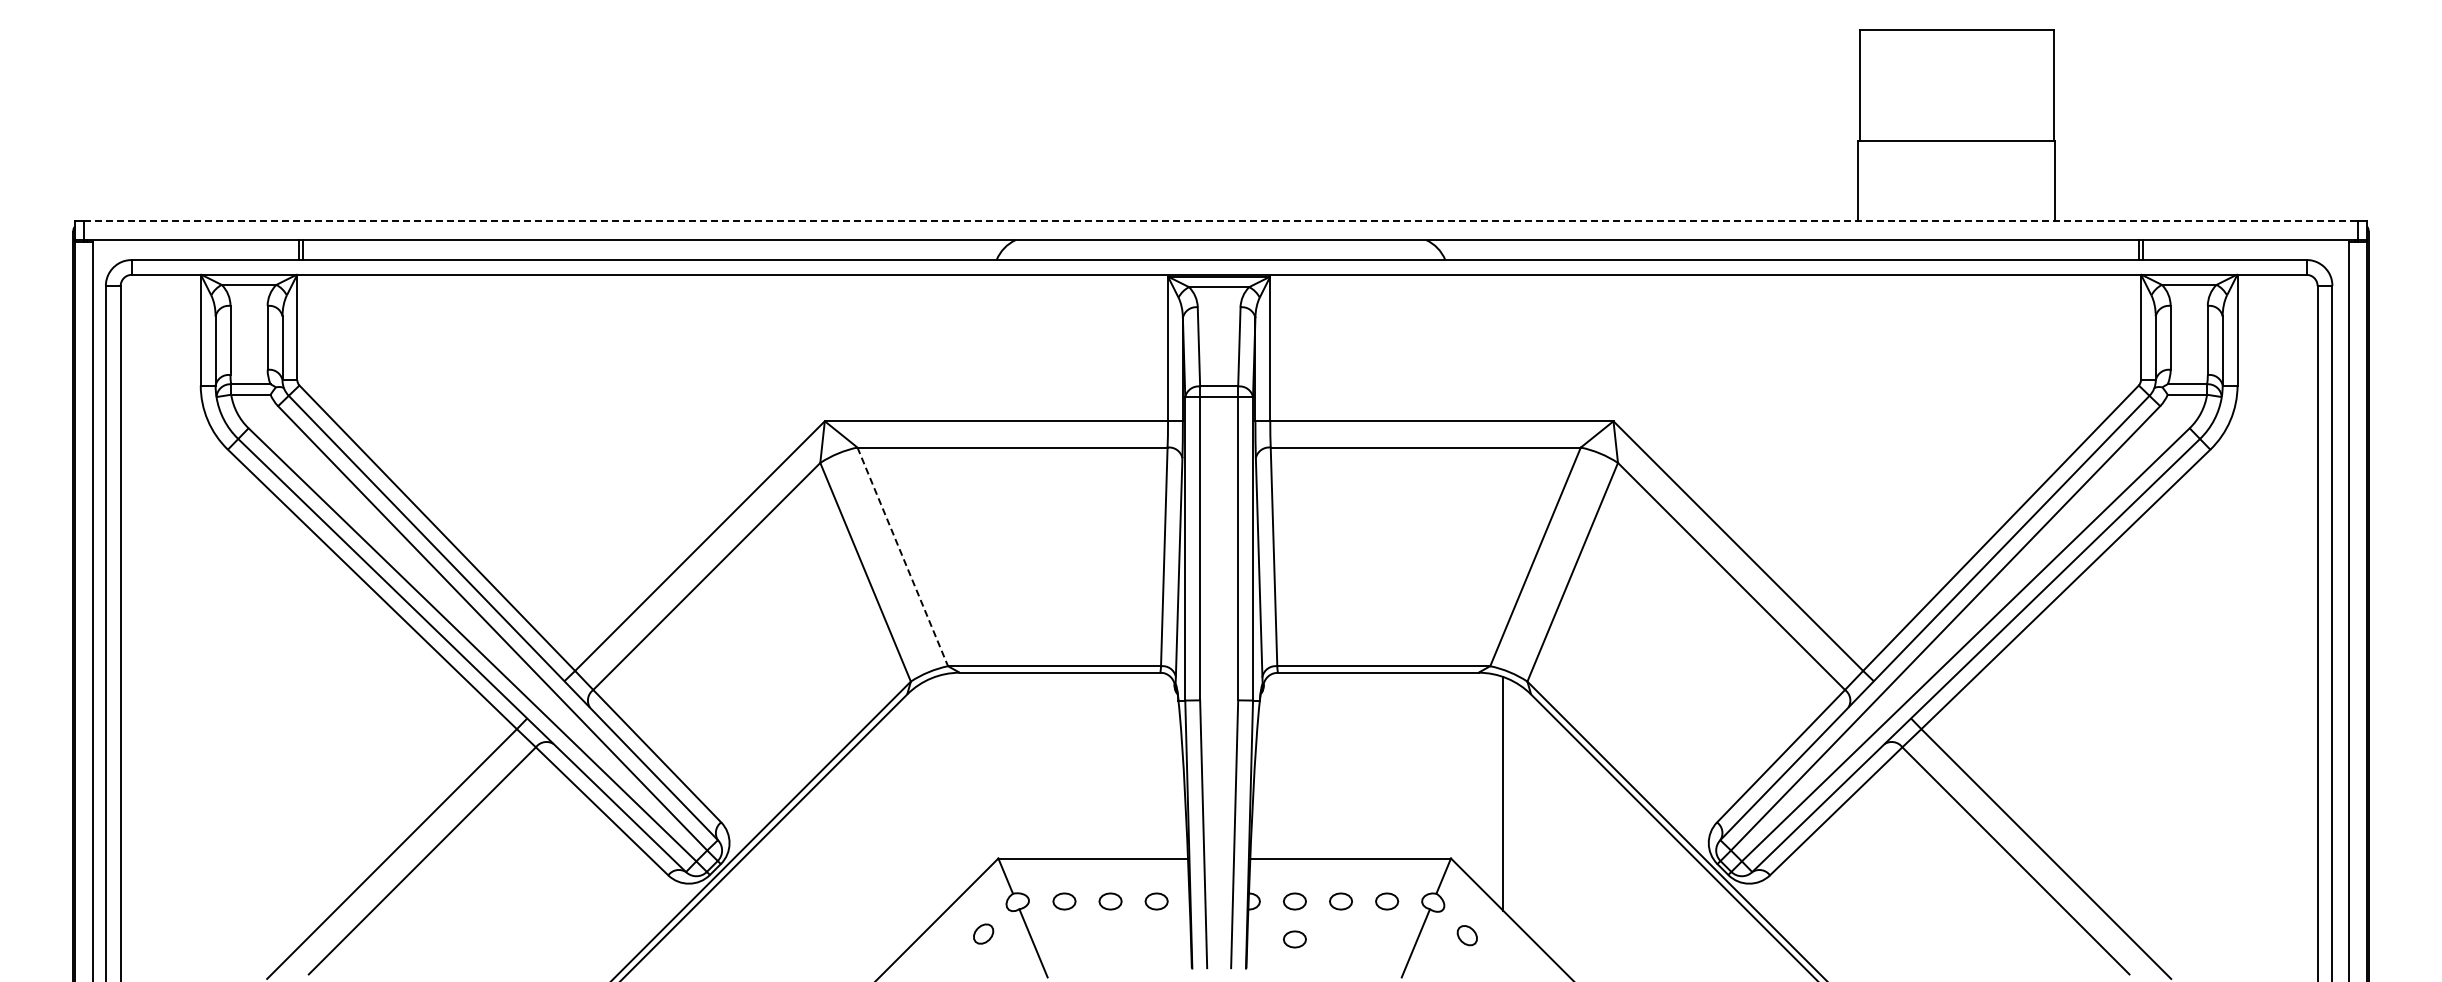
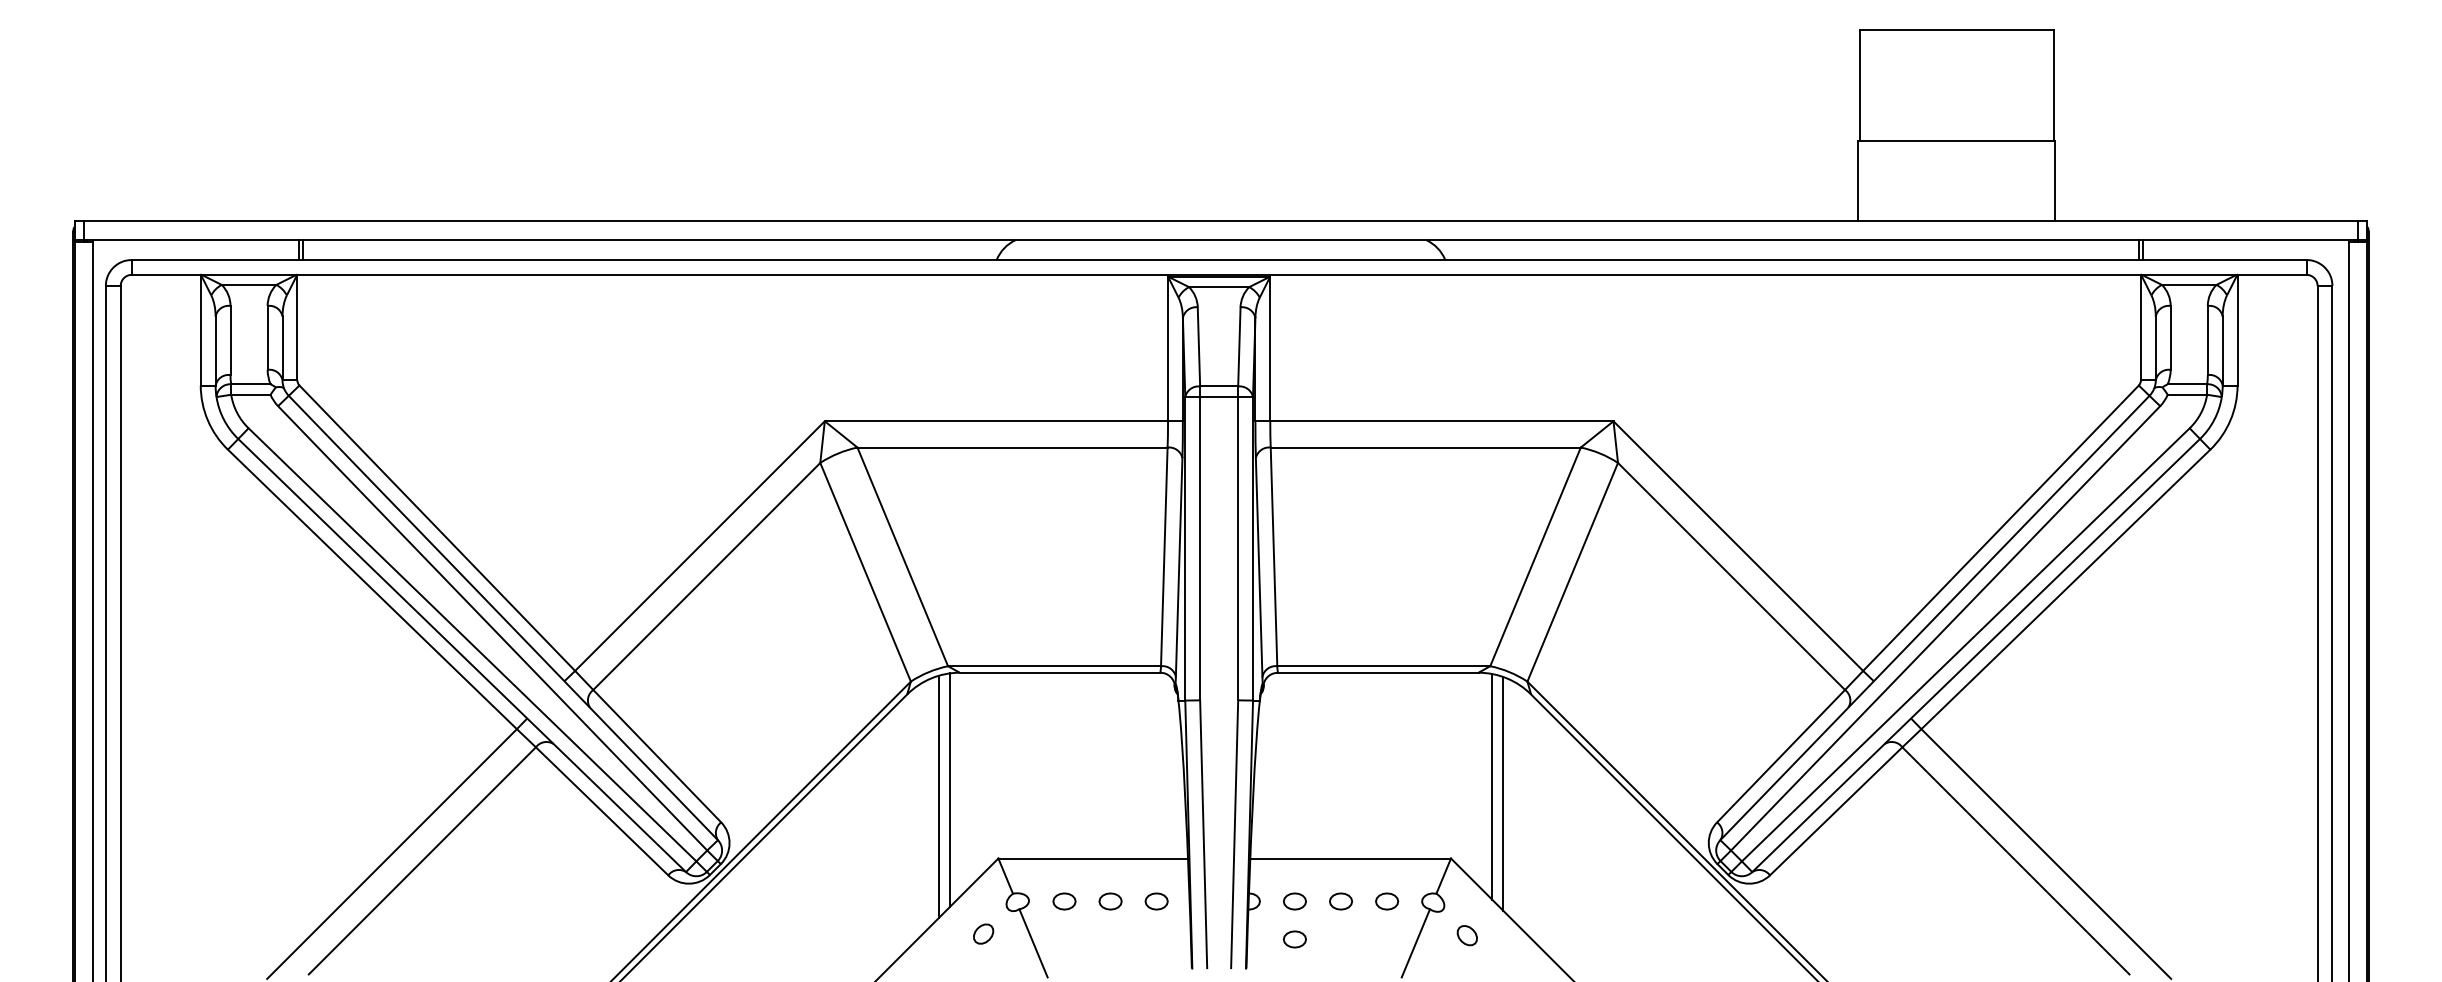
line: dashed -> solid (1221, 221)
line: dashed -> solid (902, 557)
line: none -> present (1492, 786)
line: none -> present (949, 790)
line: none -> present (938, 796)
